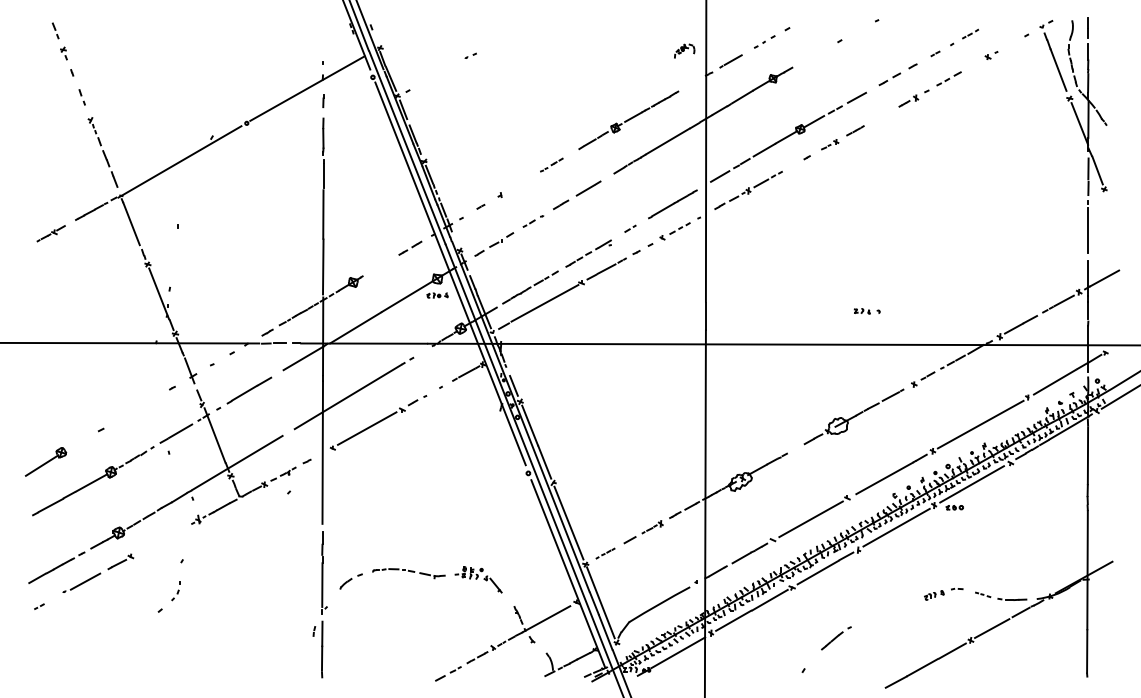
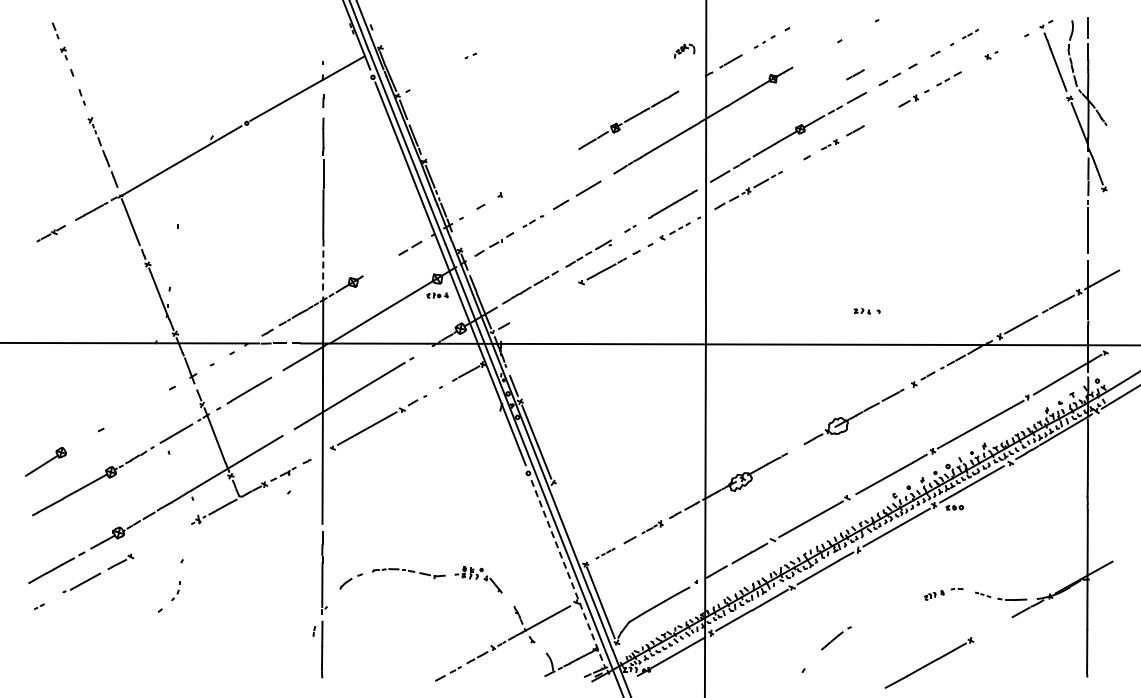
line: none -> present (855, 74)
part: present -> none (551, 164)
line: solid -> dashed (323, 267)
line: present -> none (544, 303)
line: present -> none (568, 522)
line: solid -> dashed (568, 574)
line: present -> none (992, 628)
